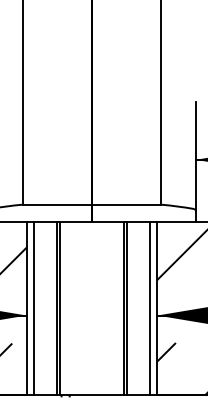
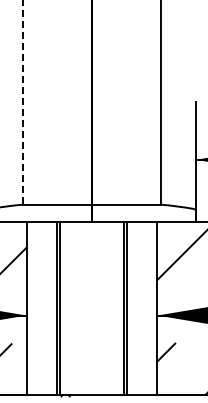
line: solid -> dashed (22, 102)
line: present -> none (33, 307)
line: present -> none (150, 307)
